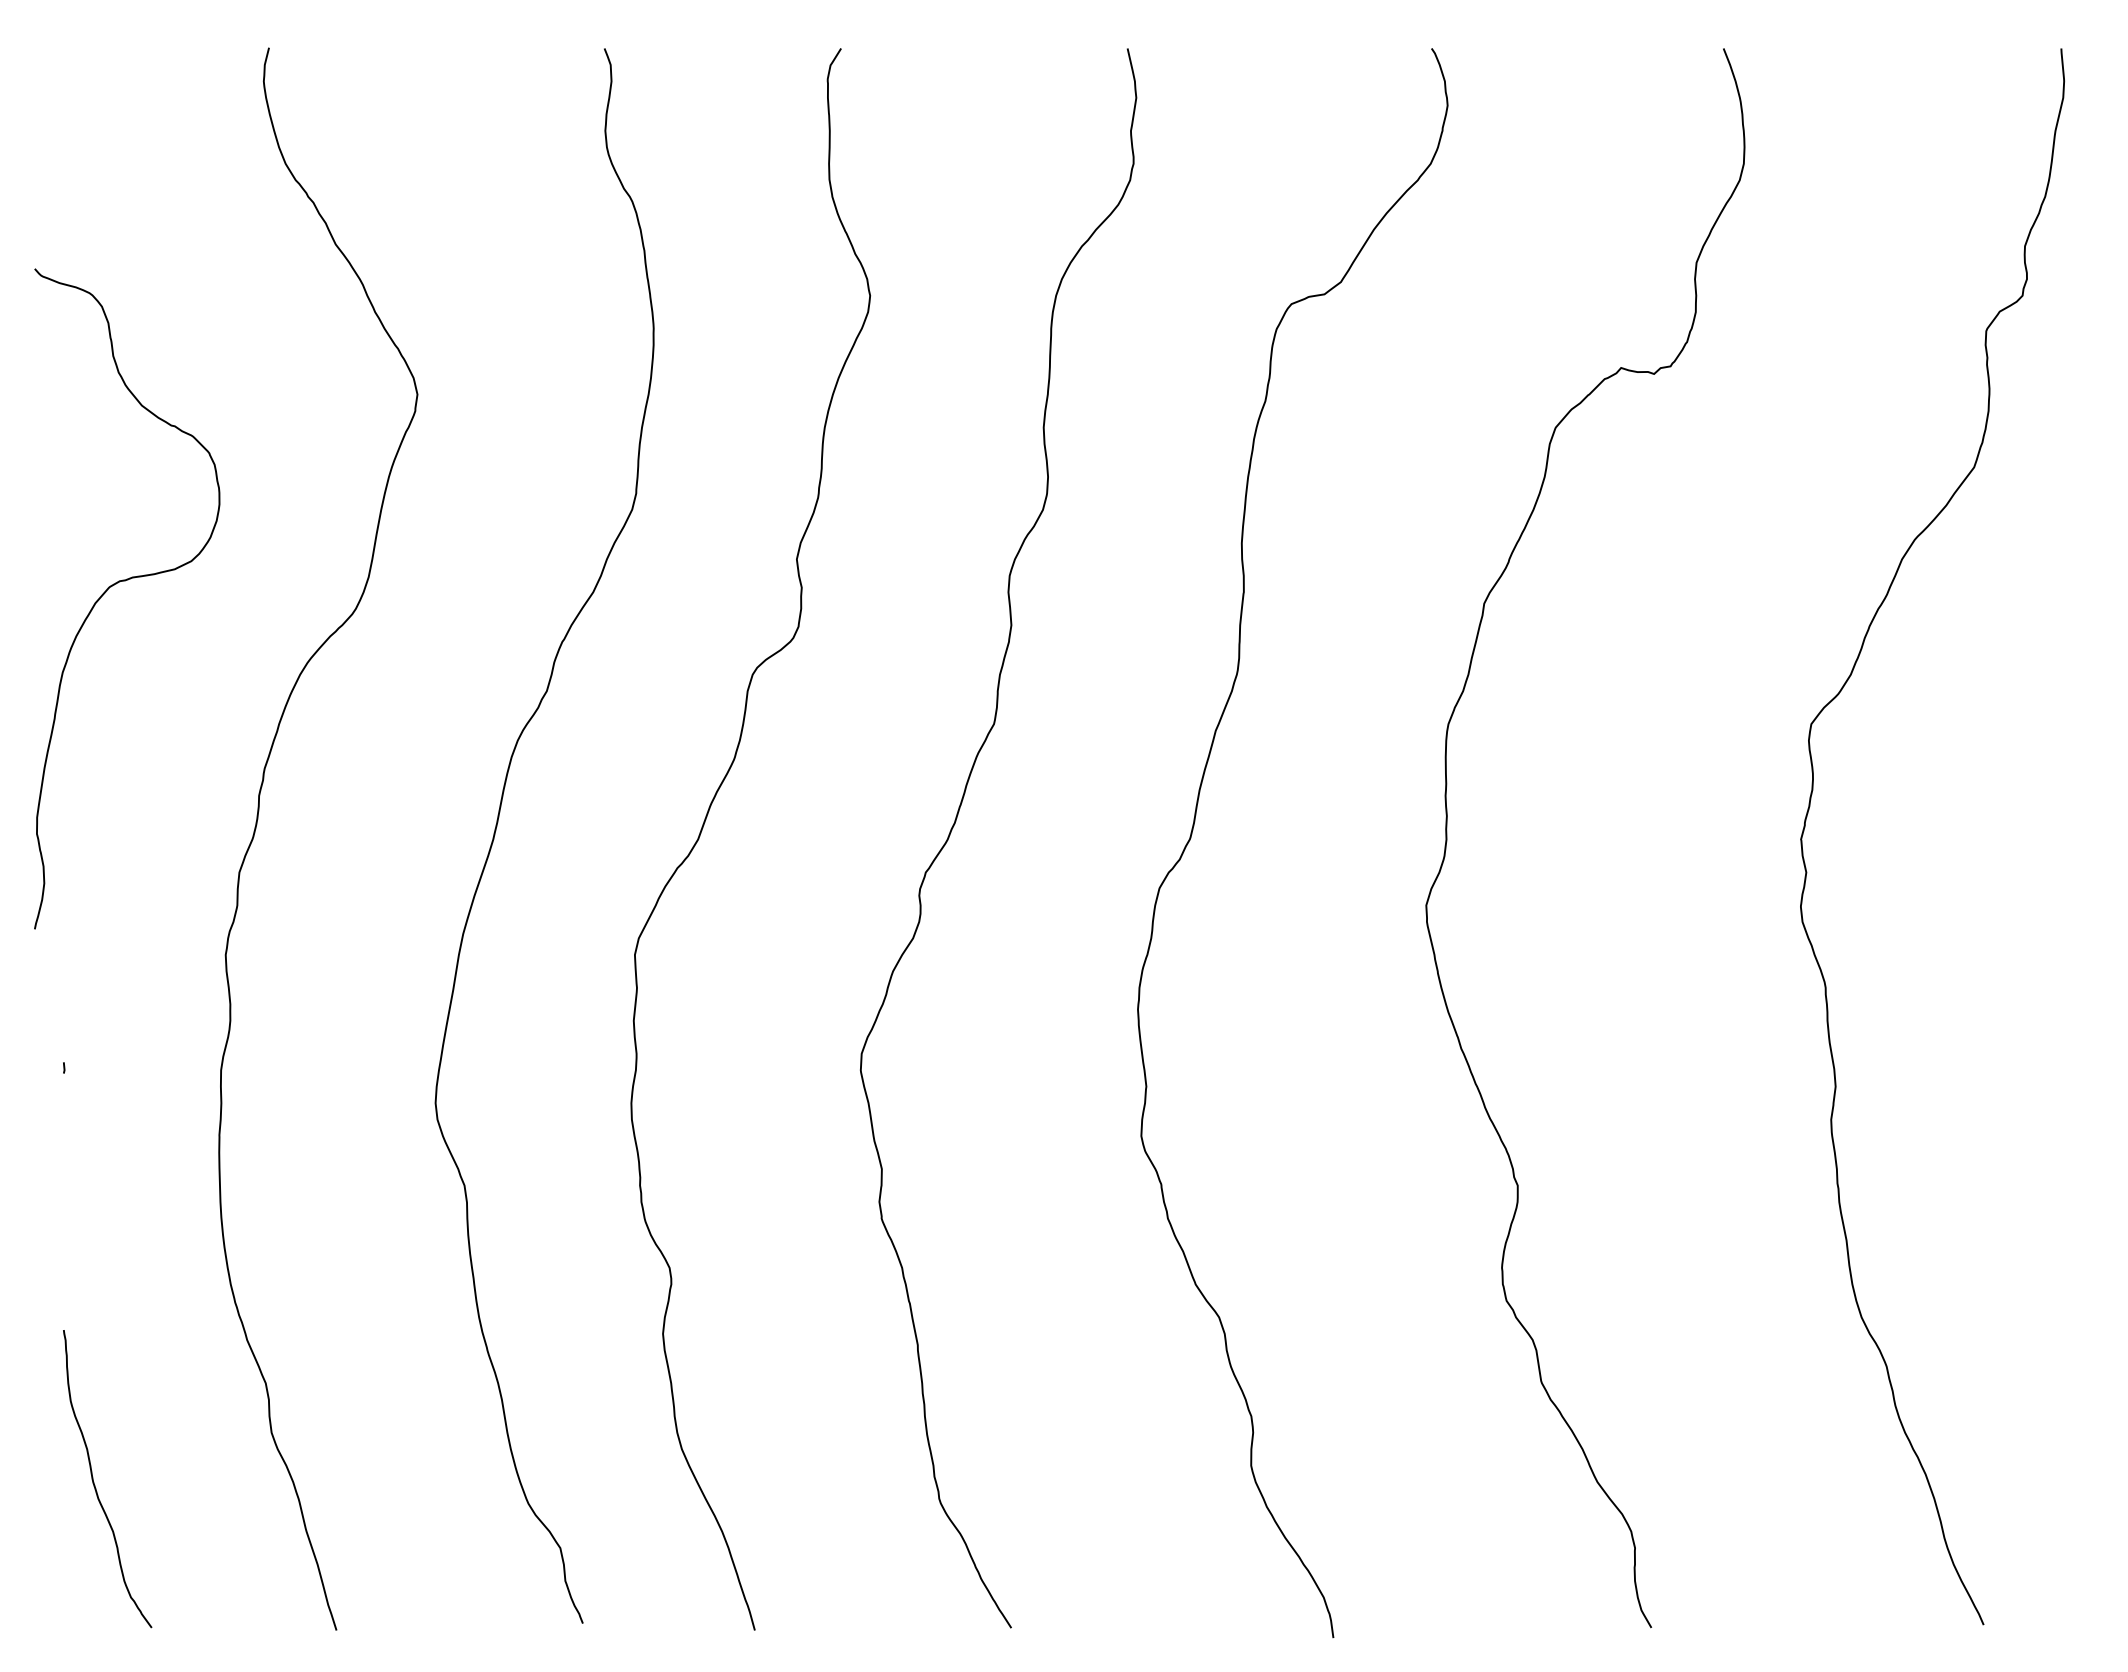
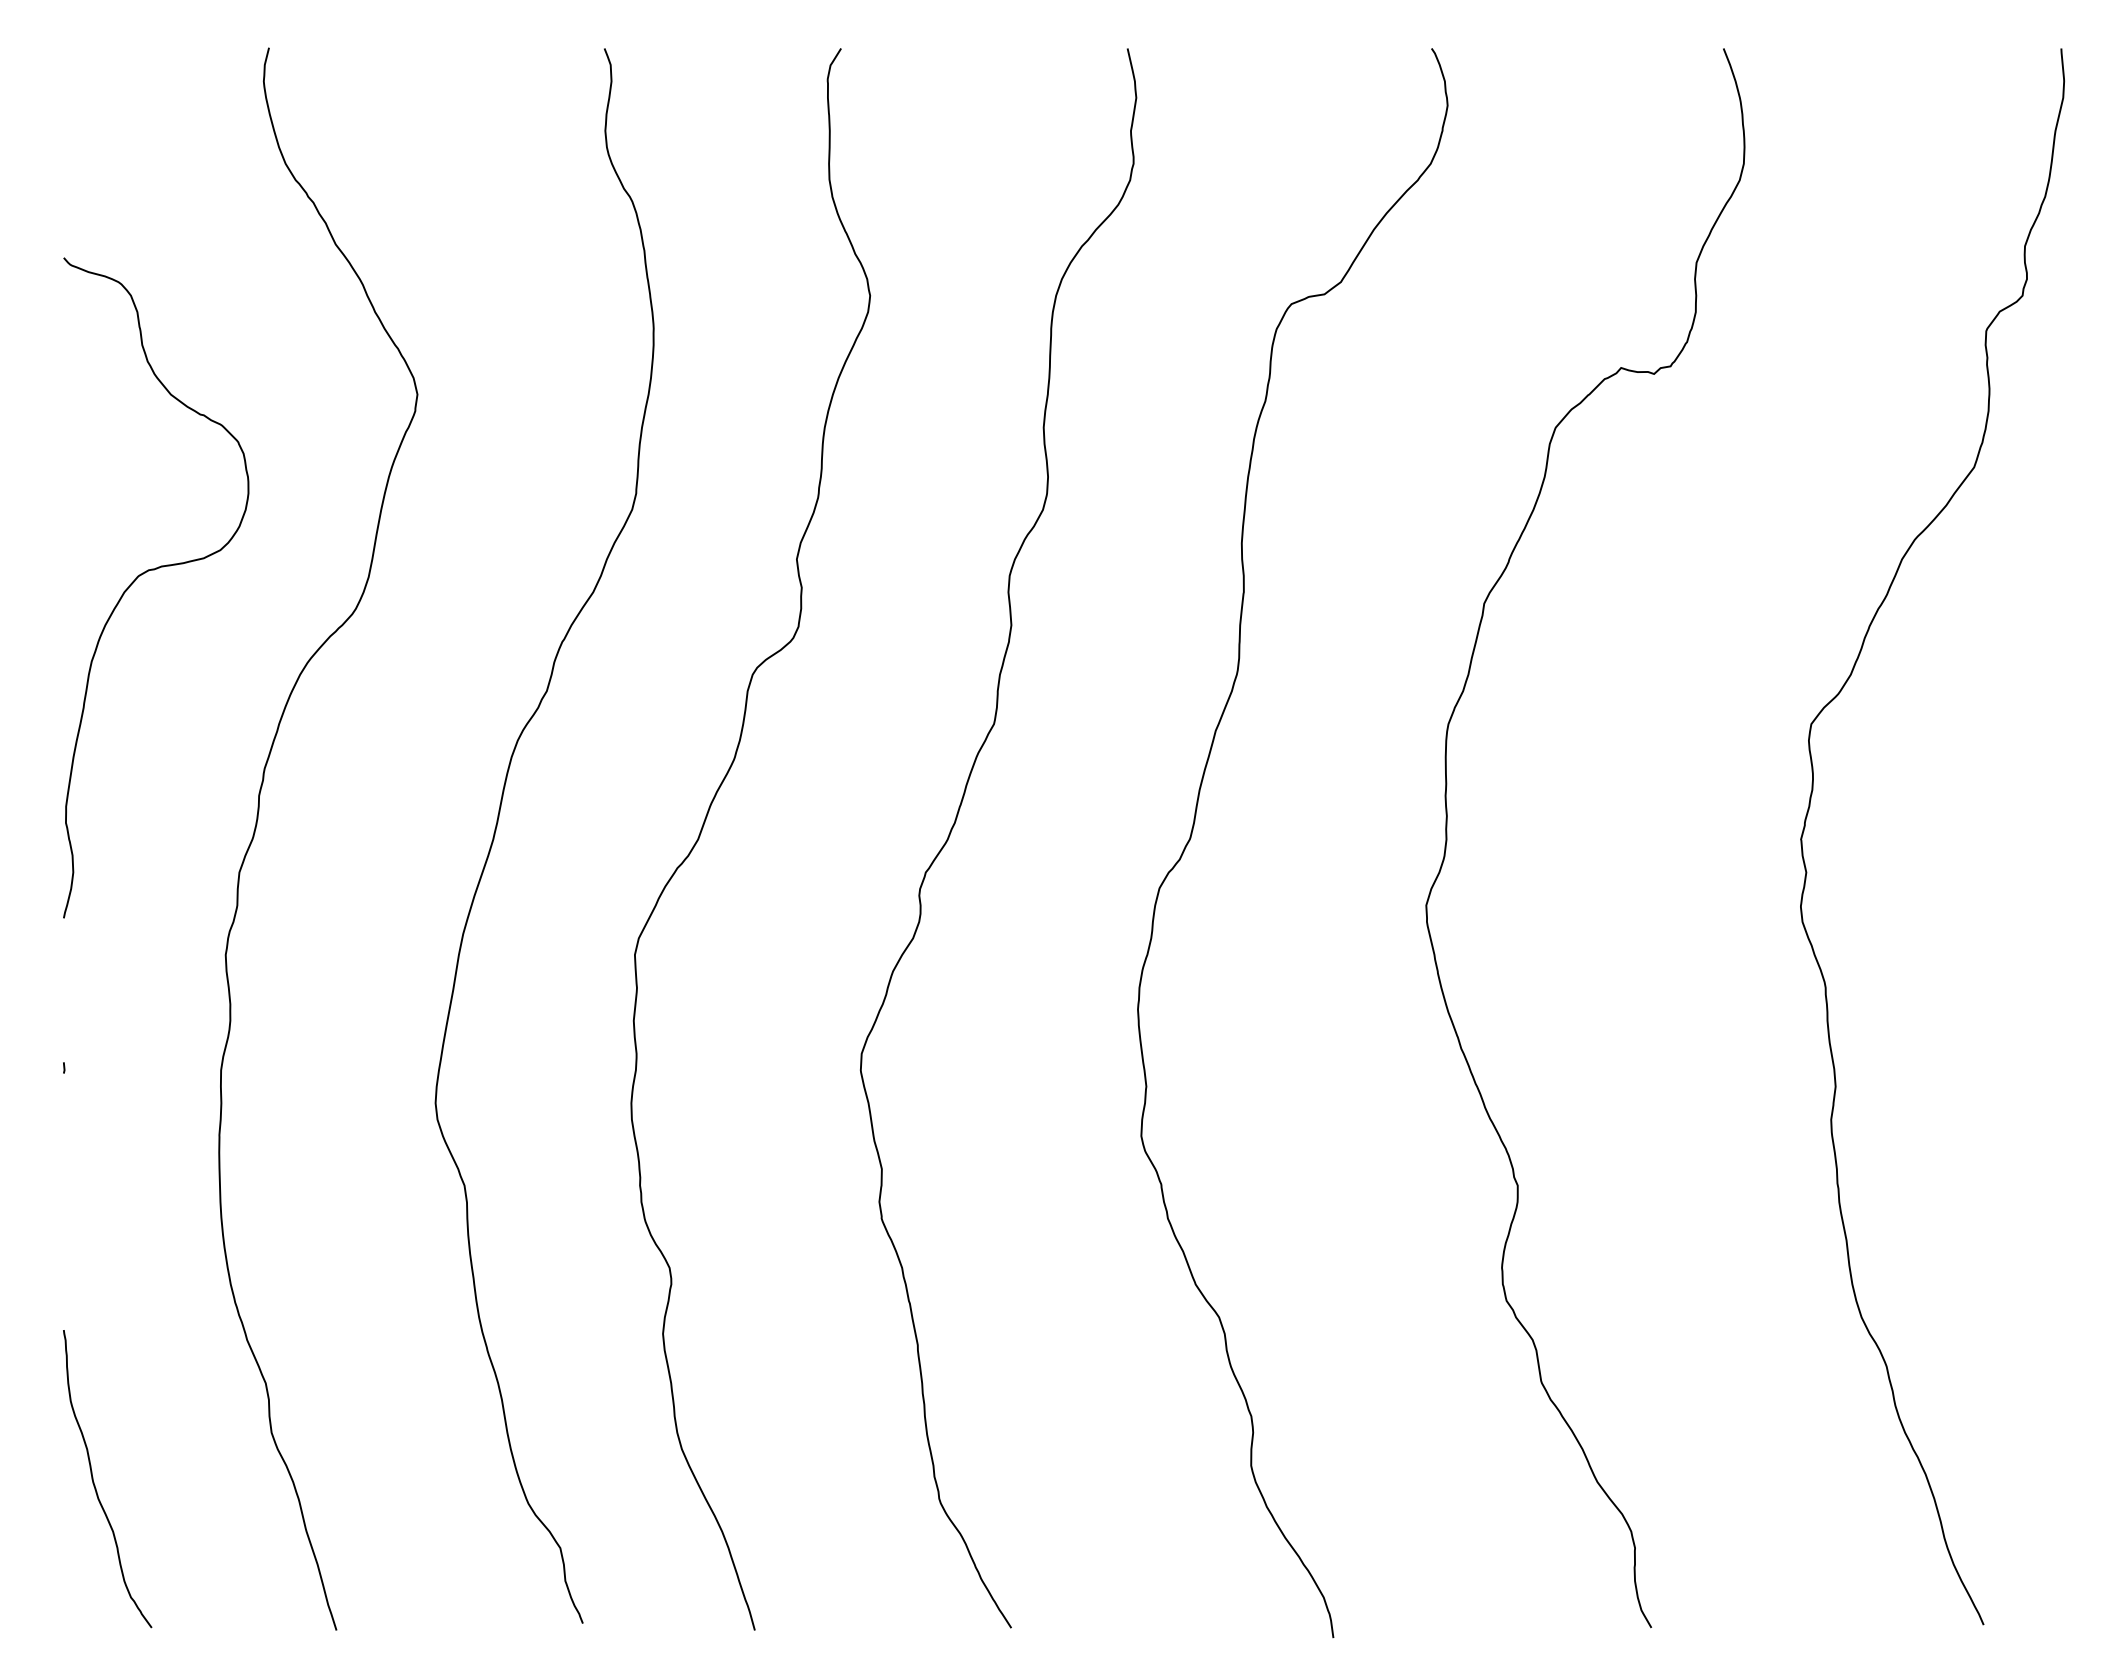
curve position: (125, 581) -> (154, 570) (154, 570)
